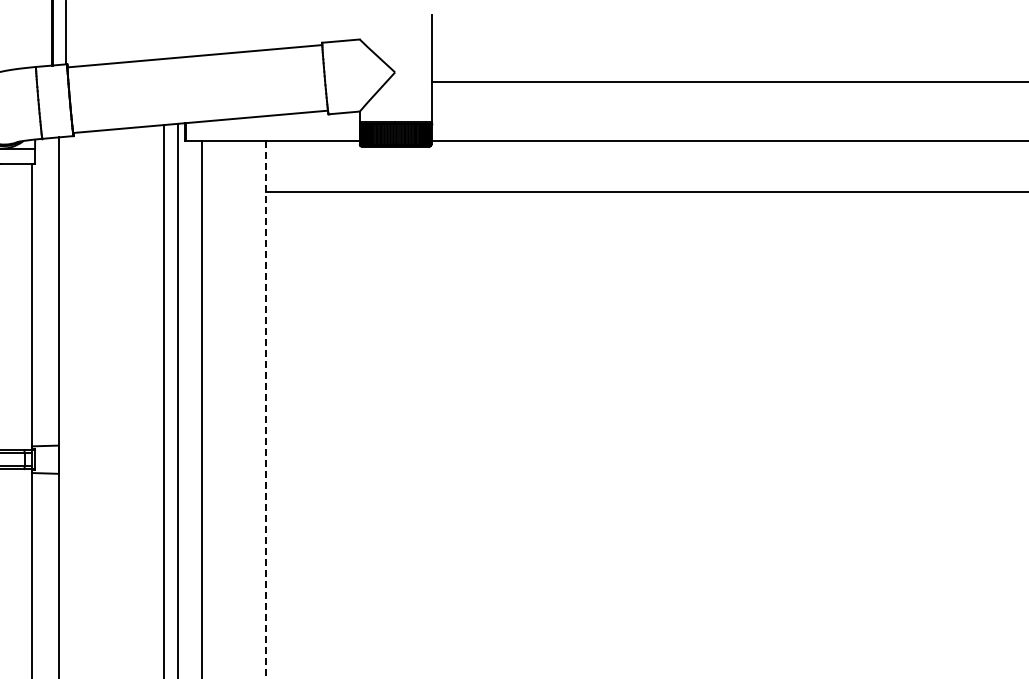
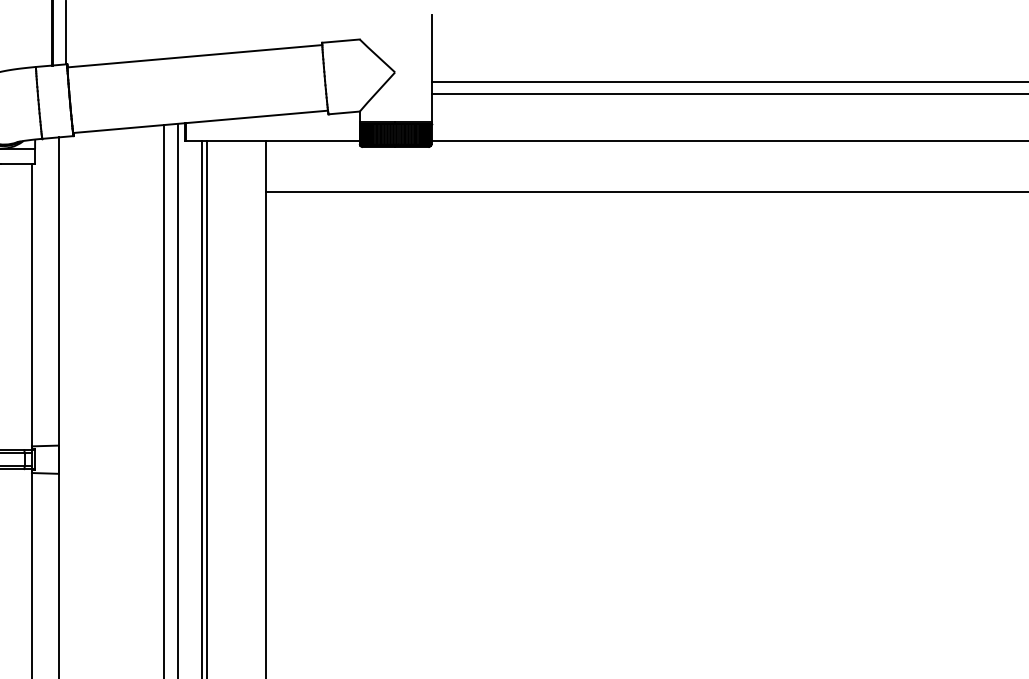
line: none -> present (728, 94)
line: none -> present (207, 408)
line: dashed -> solid (266, 410)
